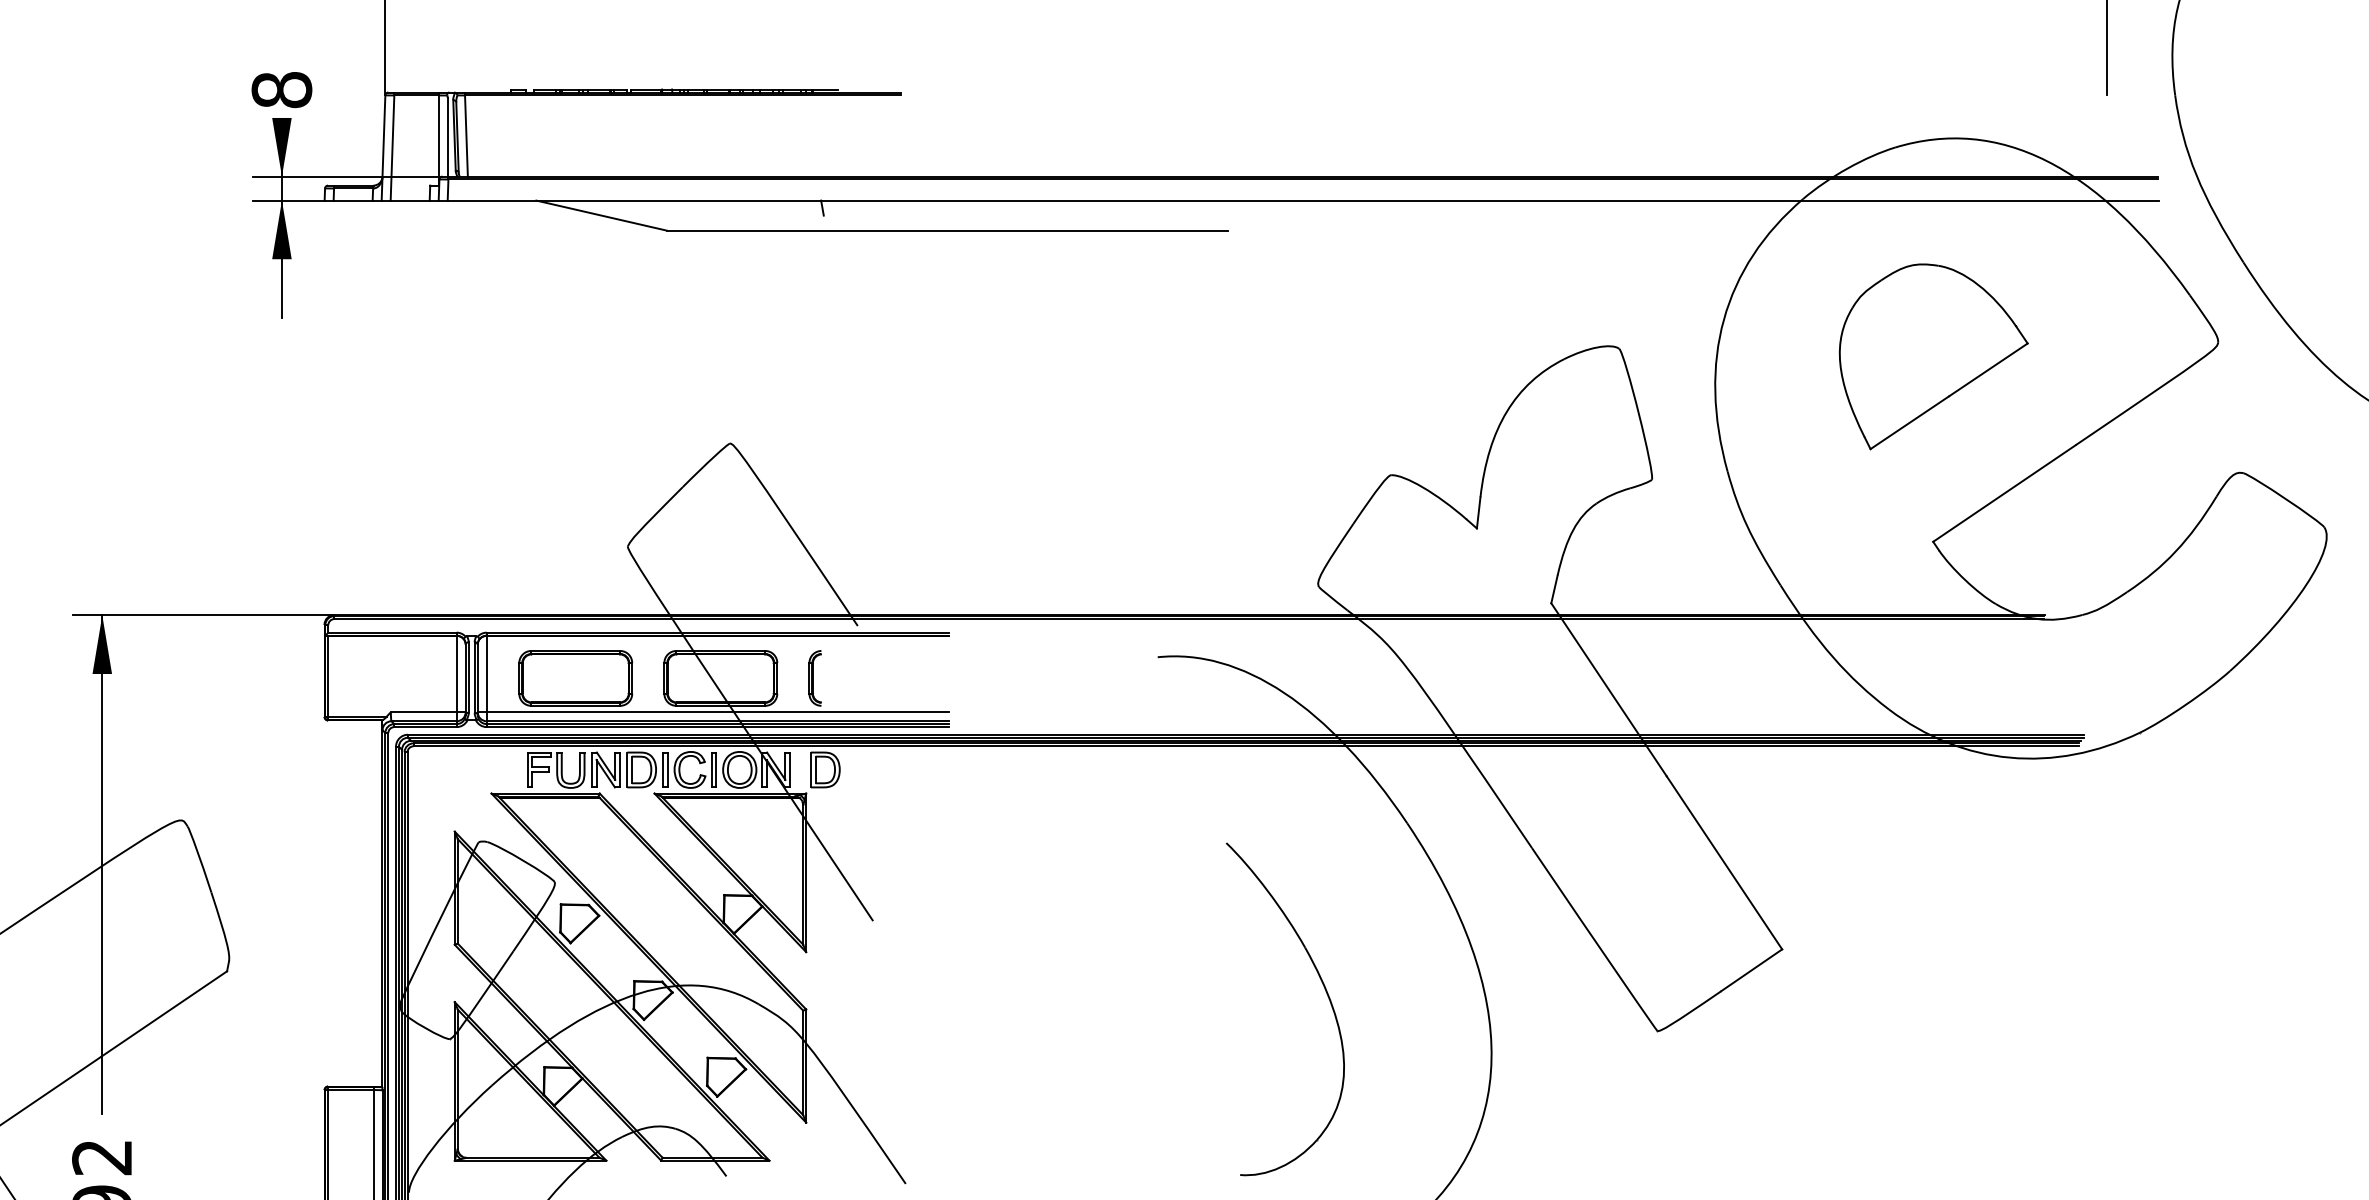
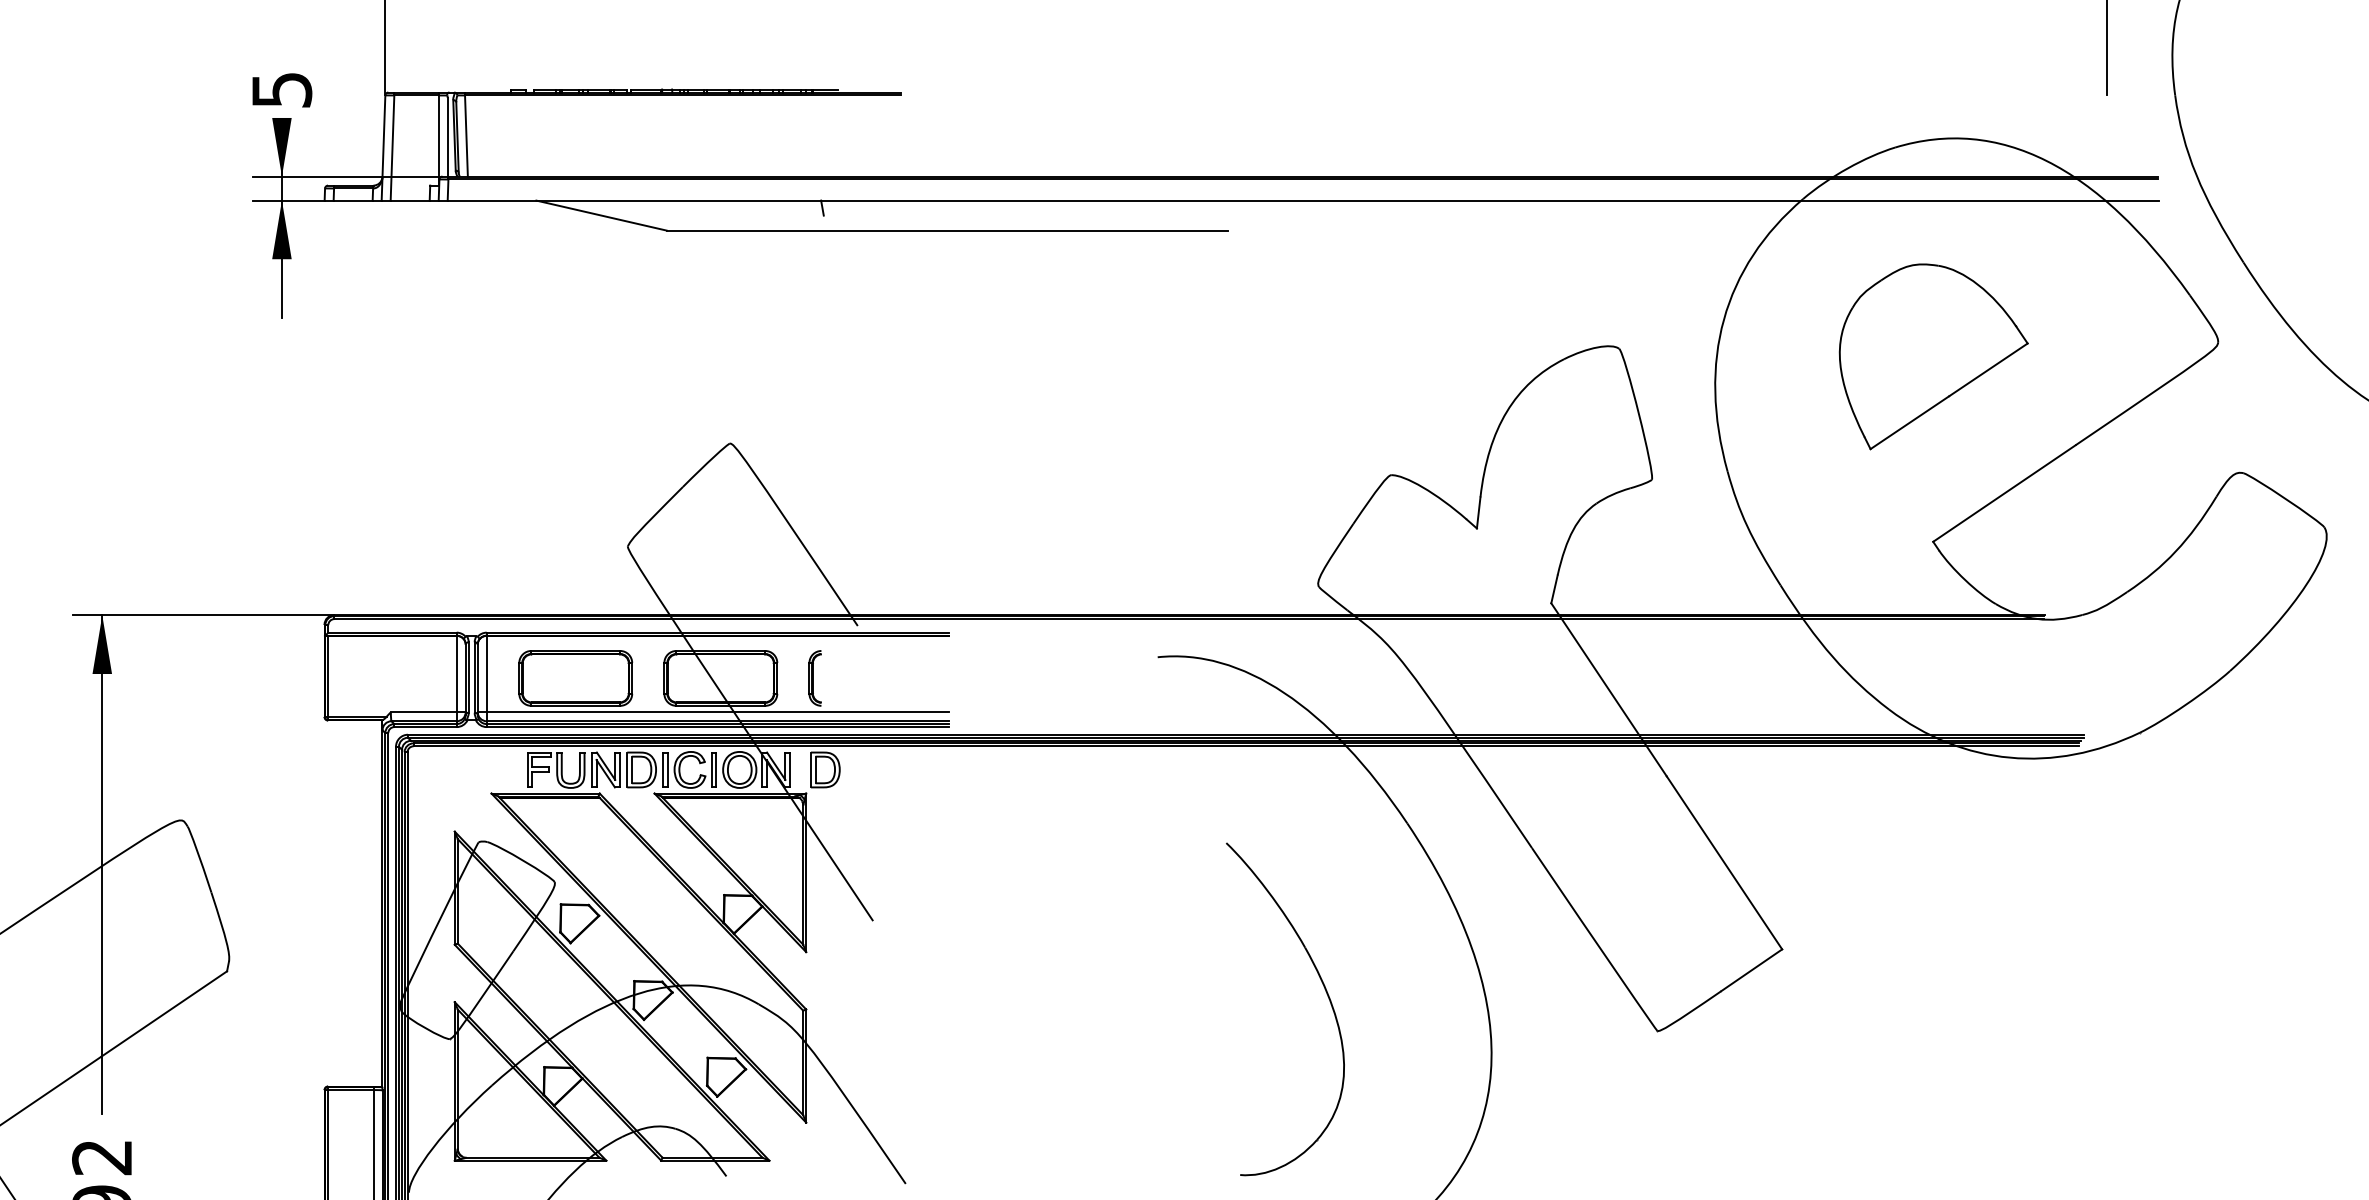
text: 8 -> 5 (281, 90)
